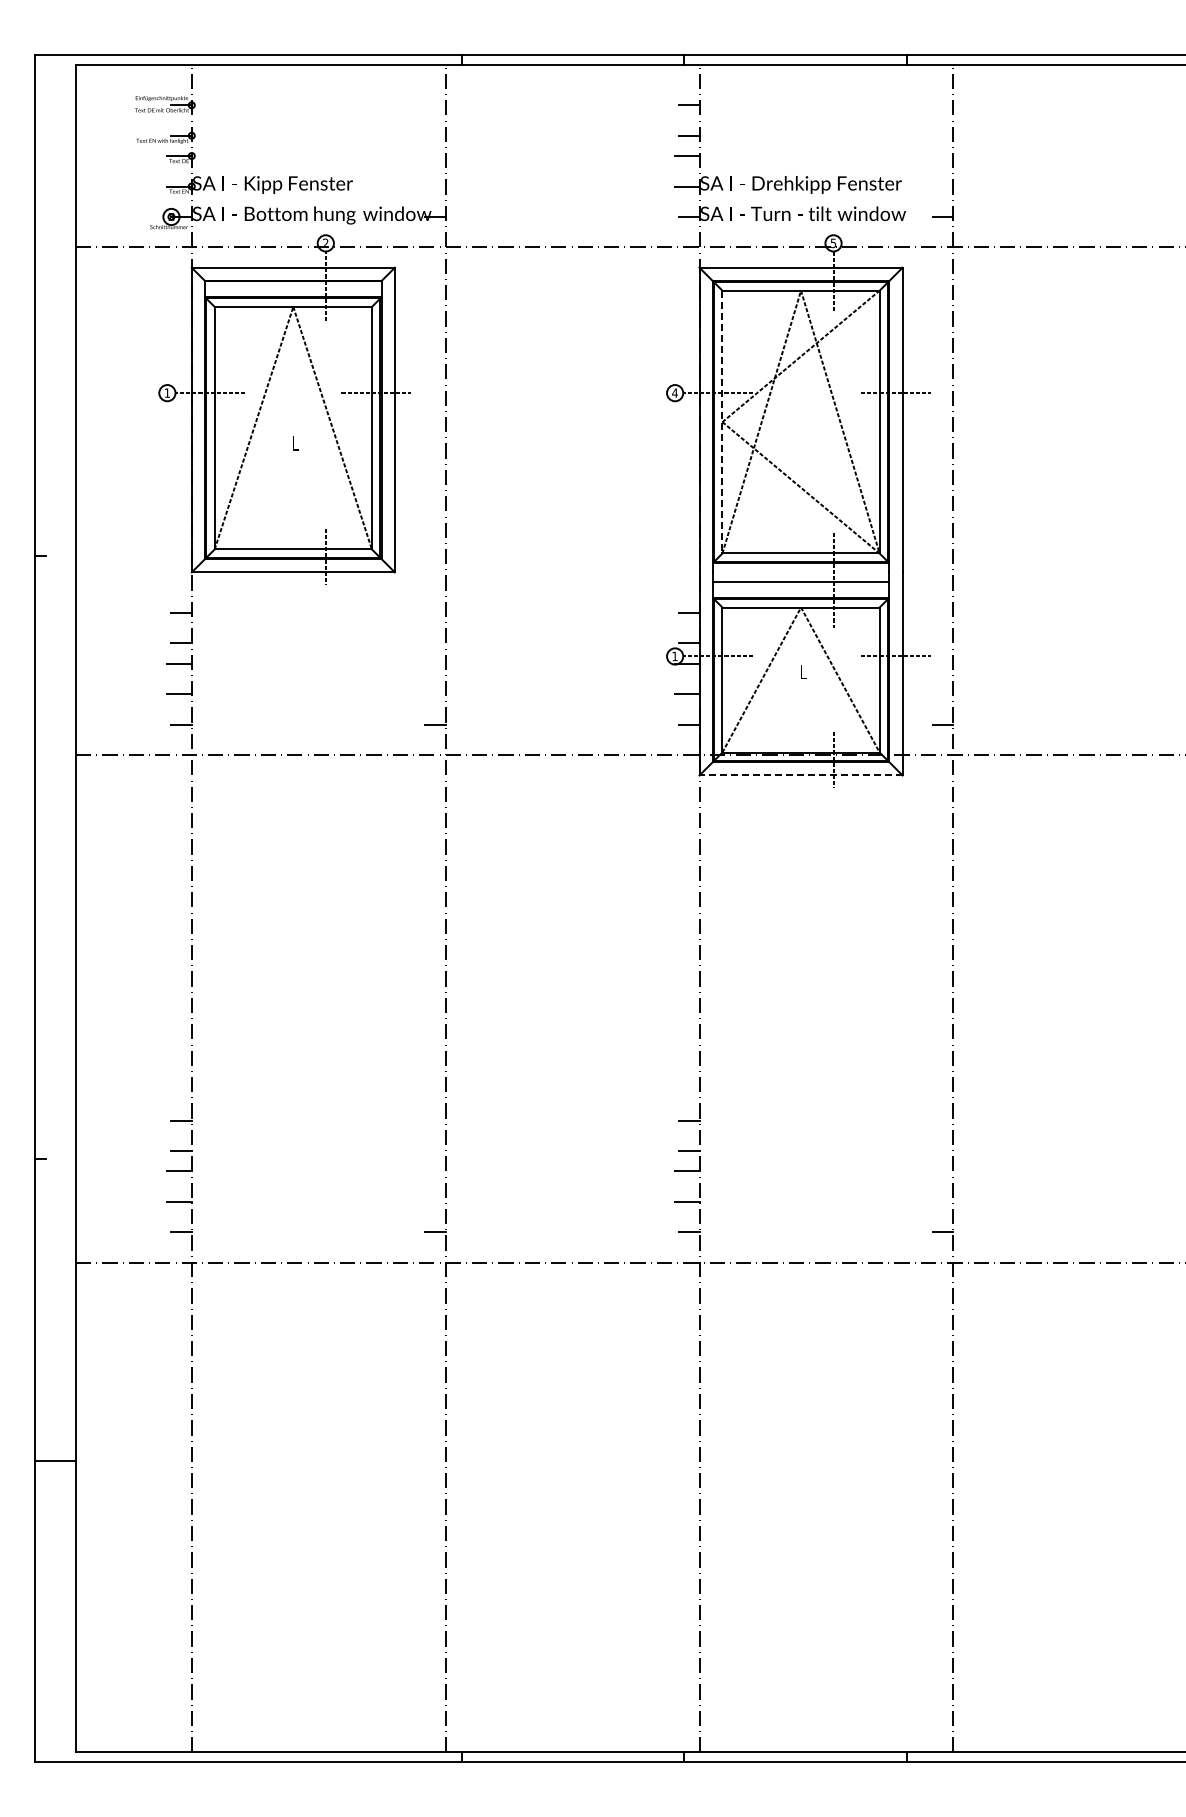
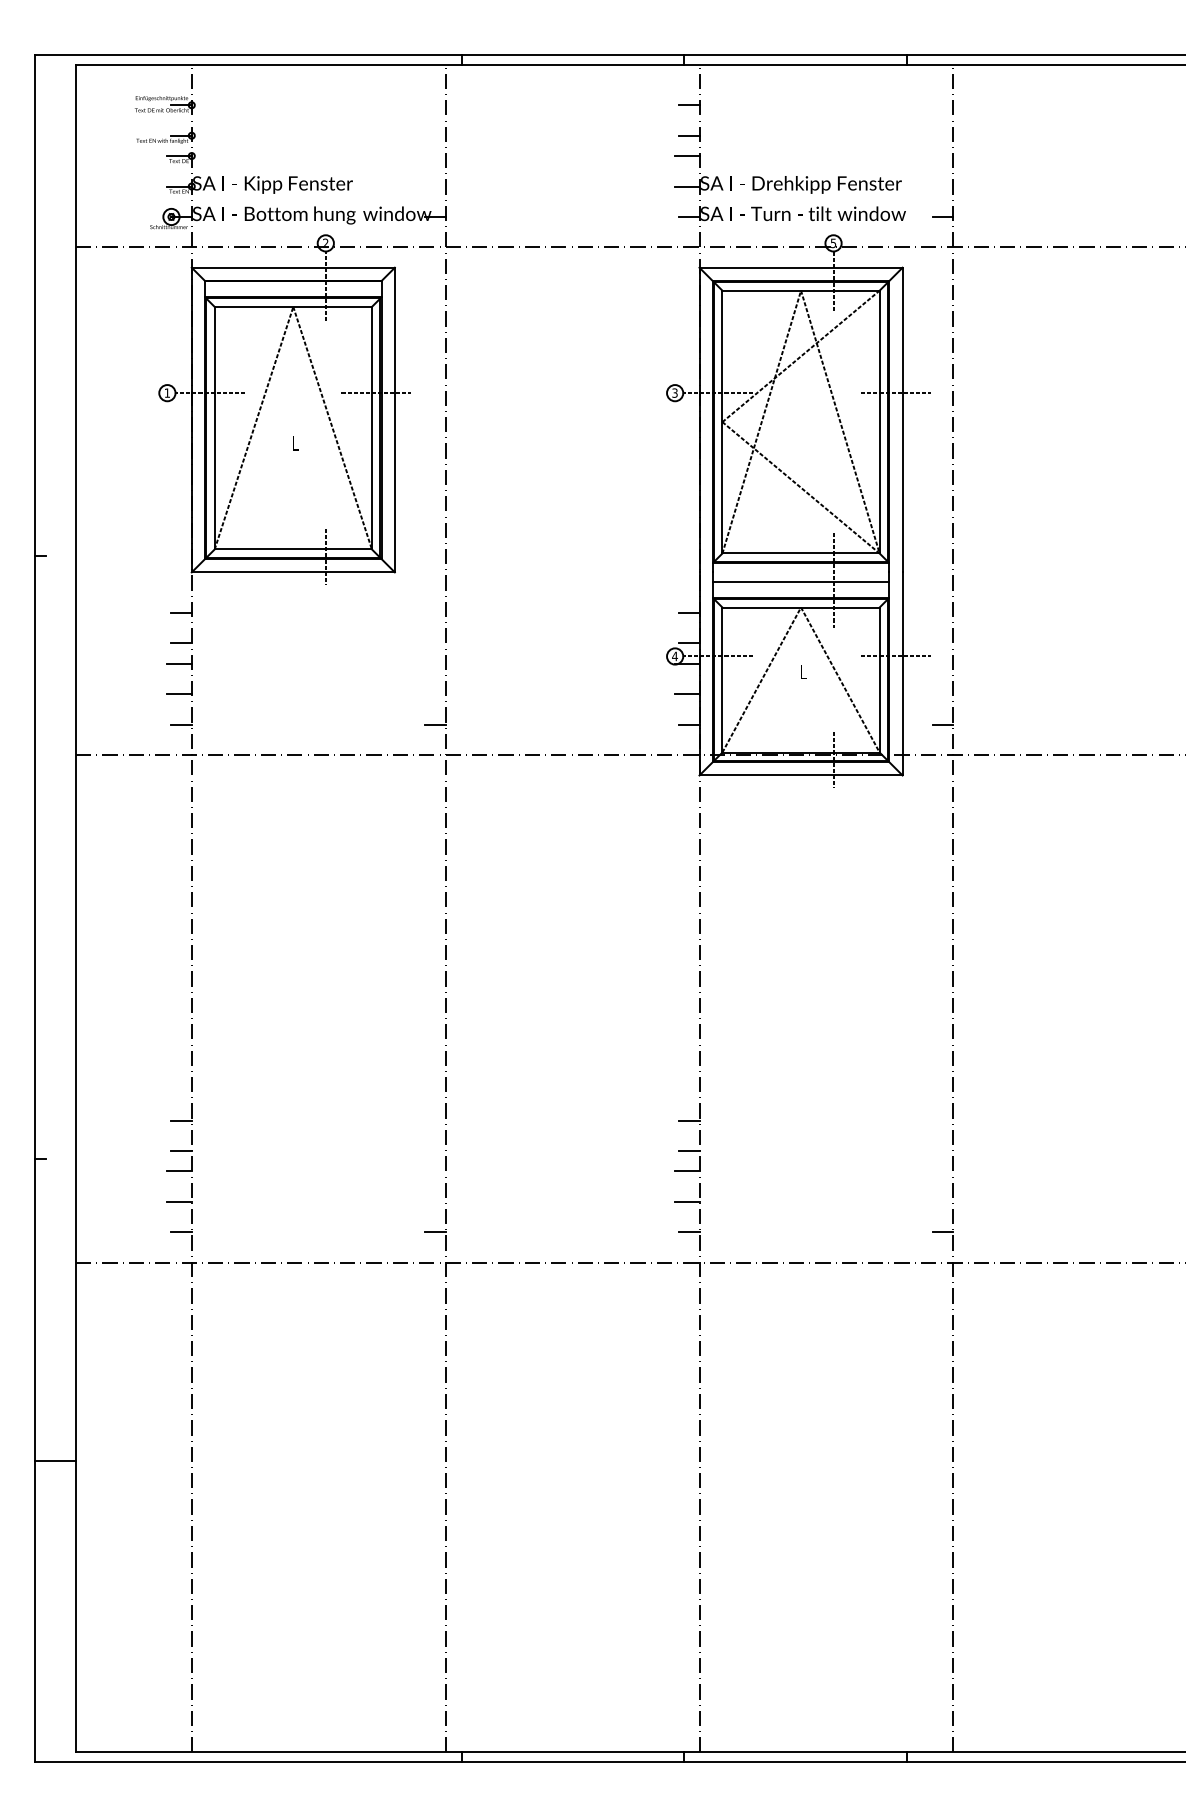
text: 4 -> 3 (674, 392)
line: dashed -> solid (722, 422)
text: 1 -> 4 (674, 656)
line: dashed -> solid (801, 775)
